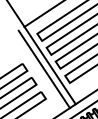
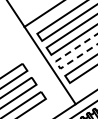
line: solid -> dashed (56, 63)
line: present -> none (43, 69)
